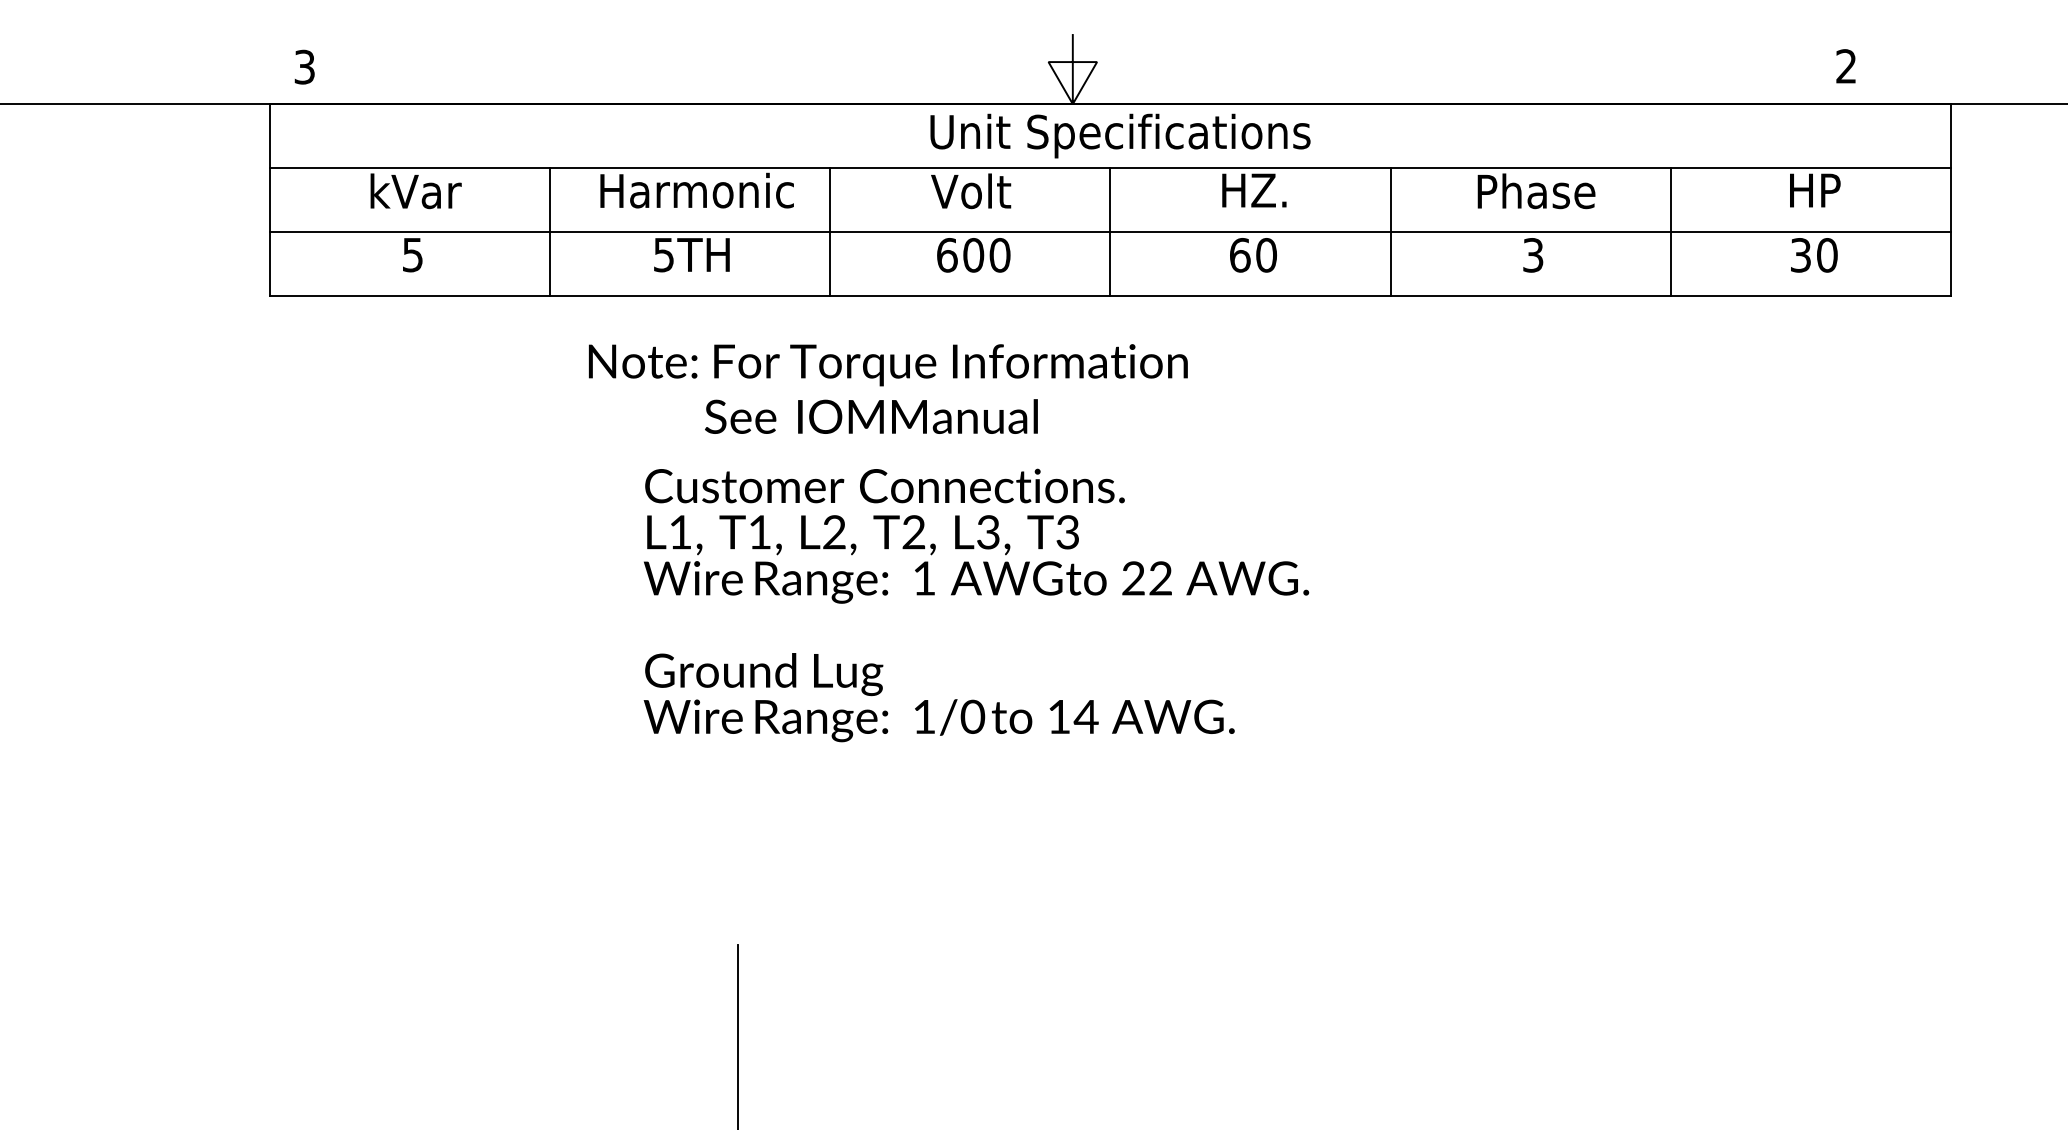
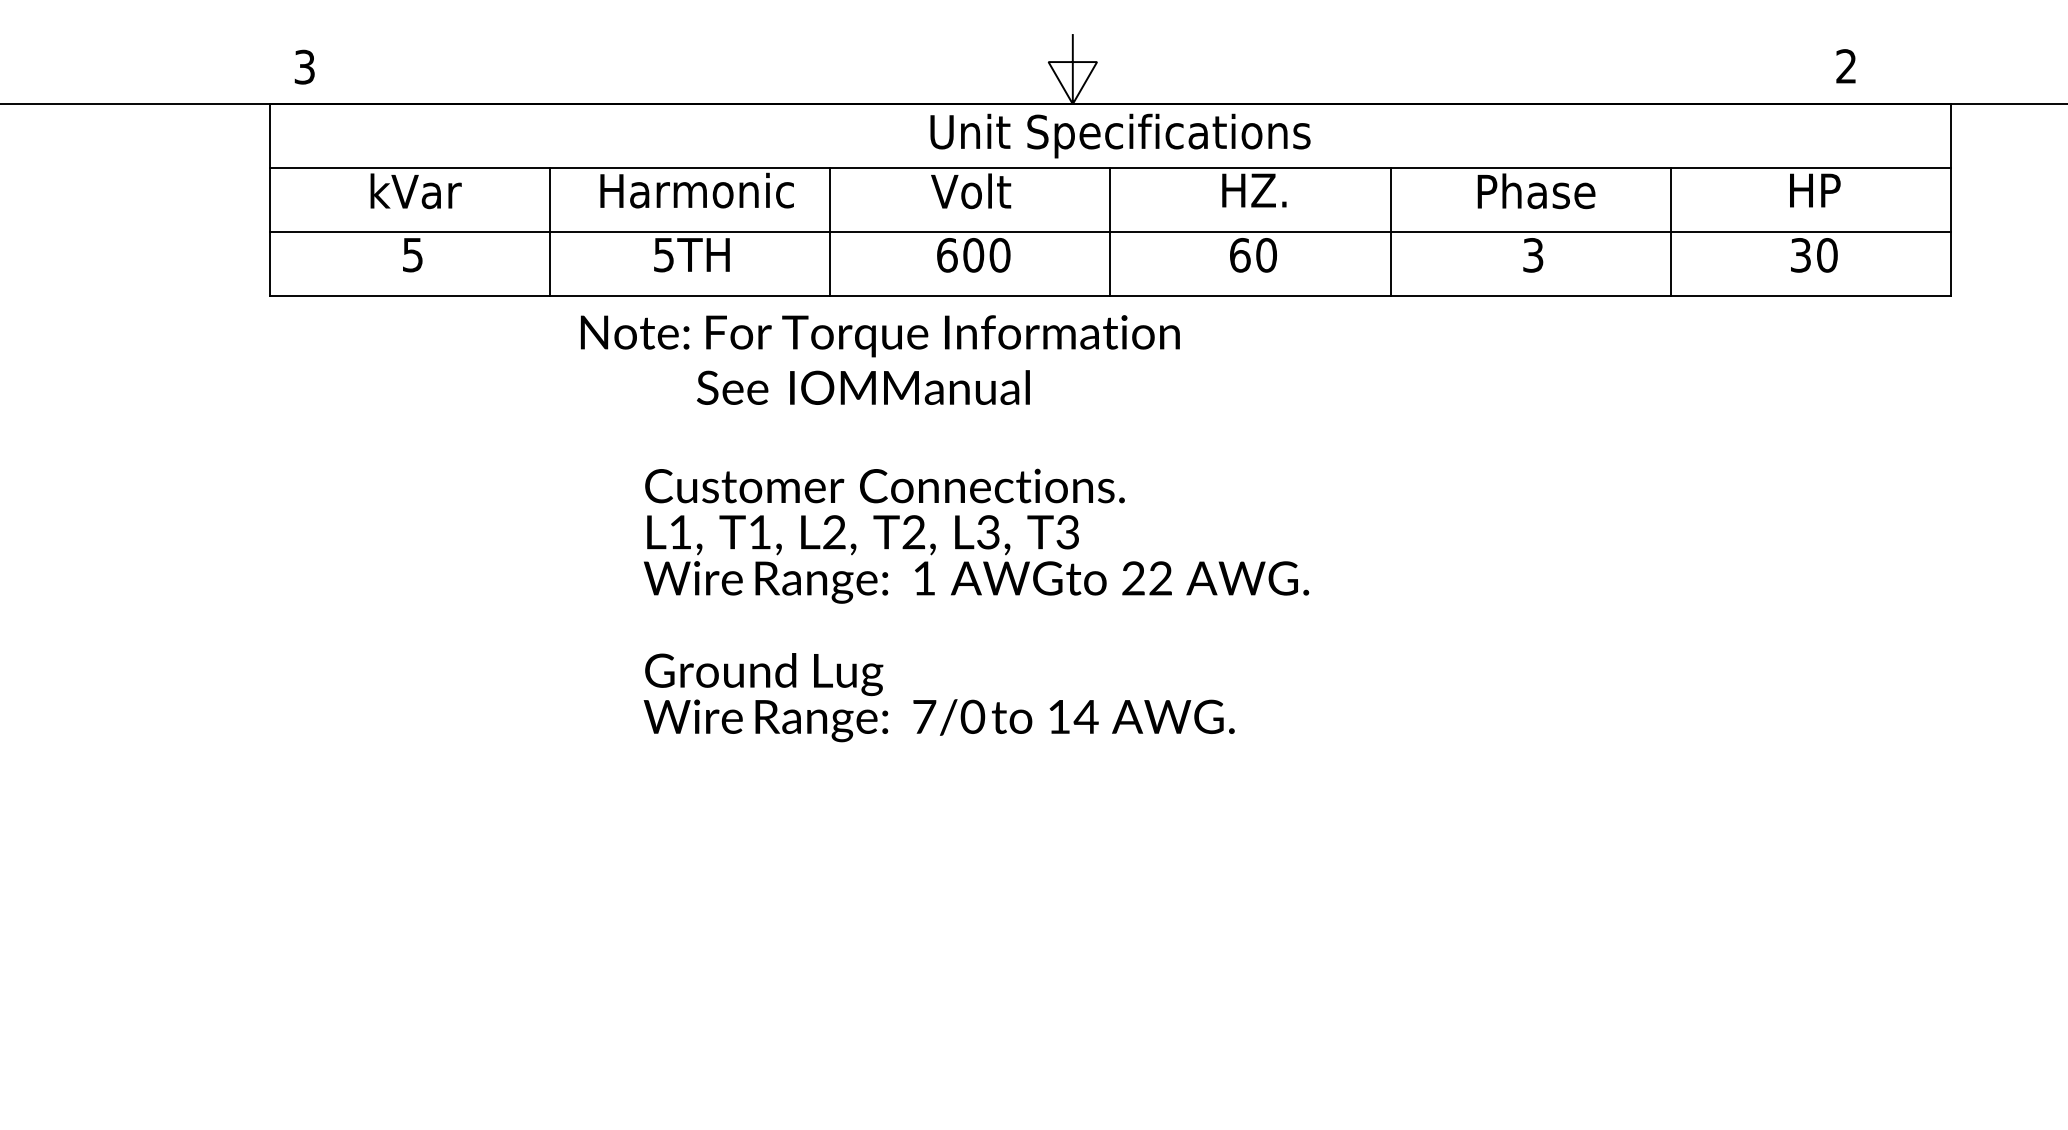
text position: (888, 388) -> (880, 359) (880, 359)
text: 1/0 -> 7/0 (924, 716)
line: present -> none (738, 1035)
